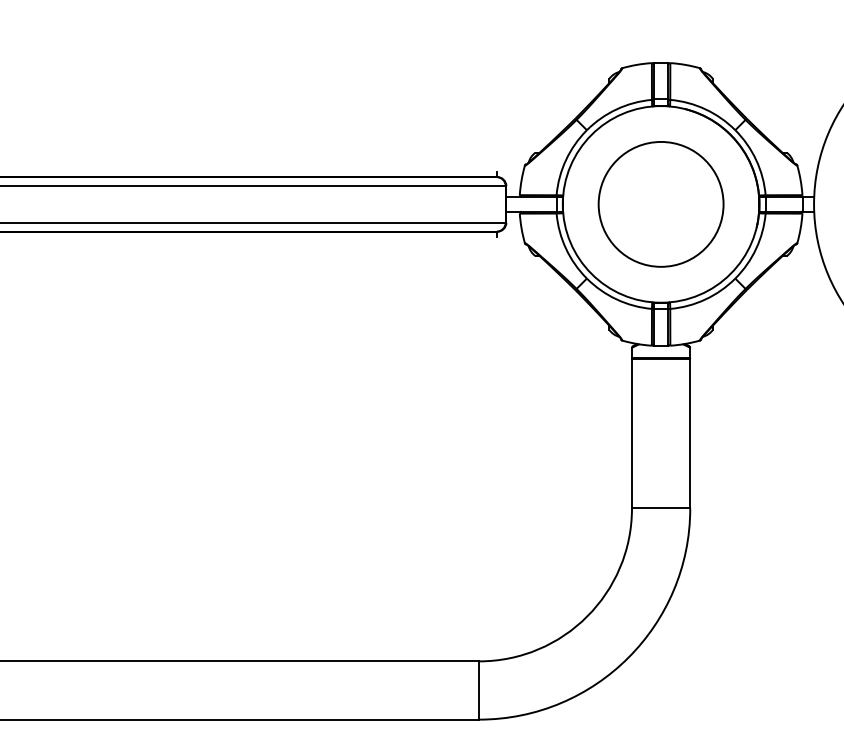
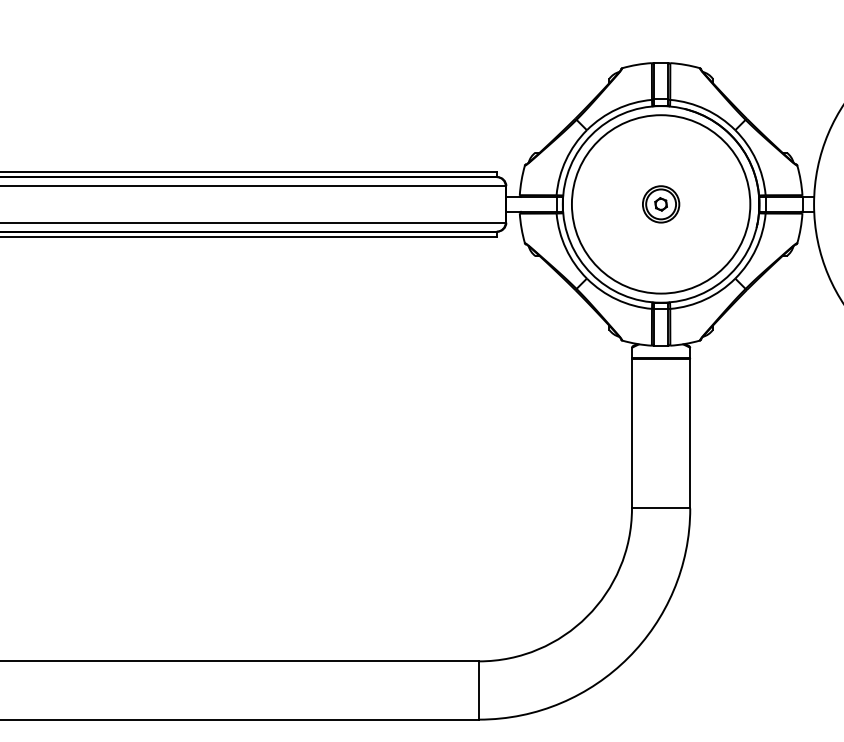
line: none -> present (249, 171)
circle diameter: 125 px -> 178 px (660, 204)
part: none -> present (661, 204)
line: none -> present (249, 237)
